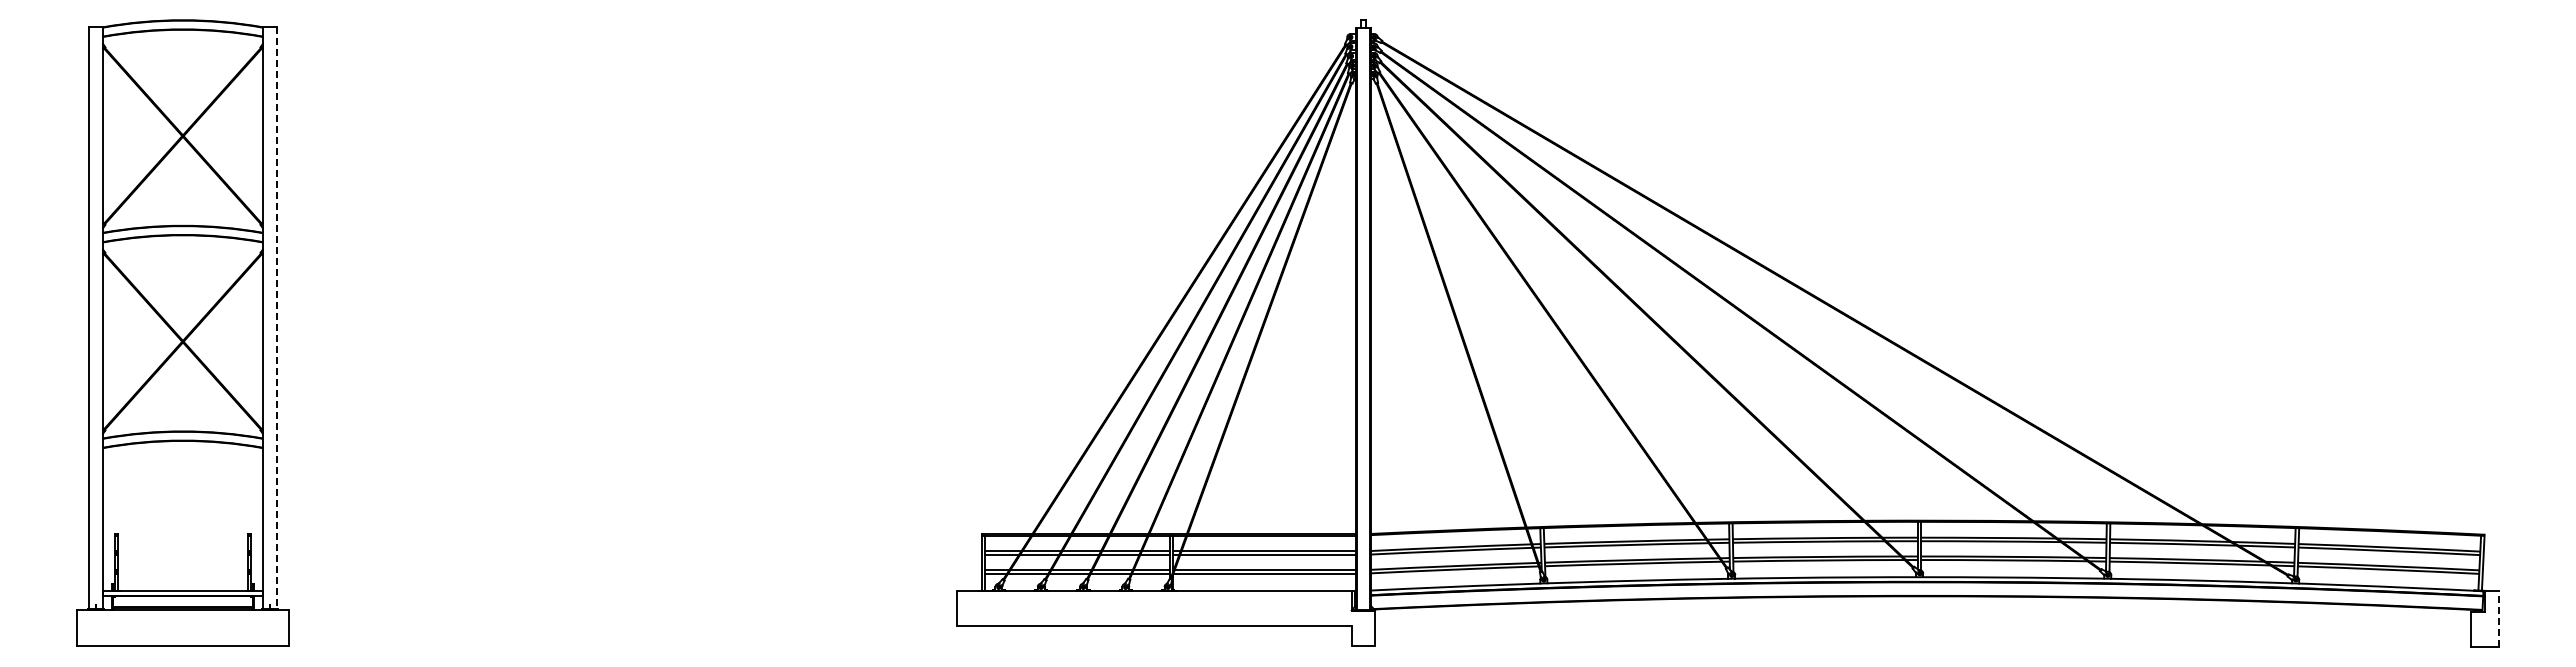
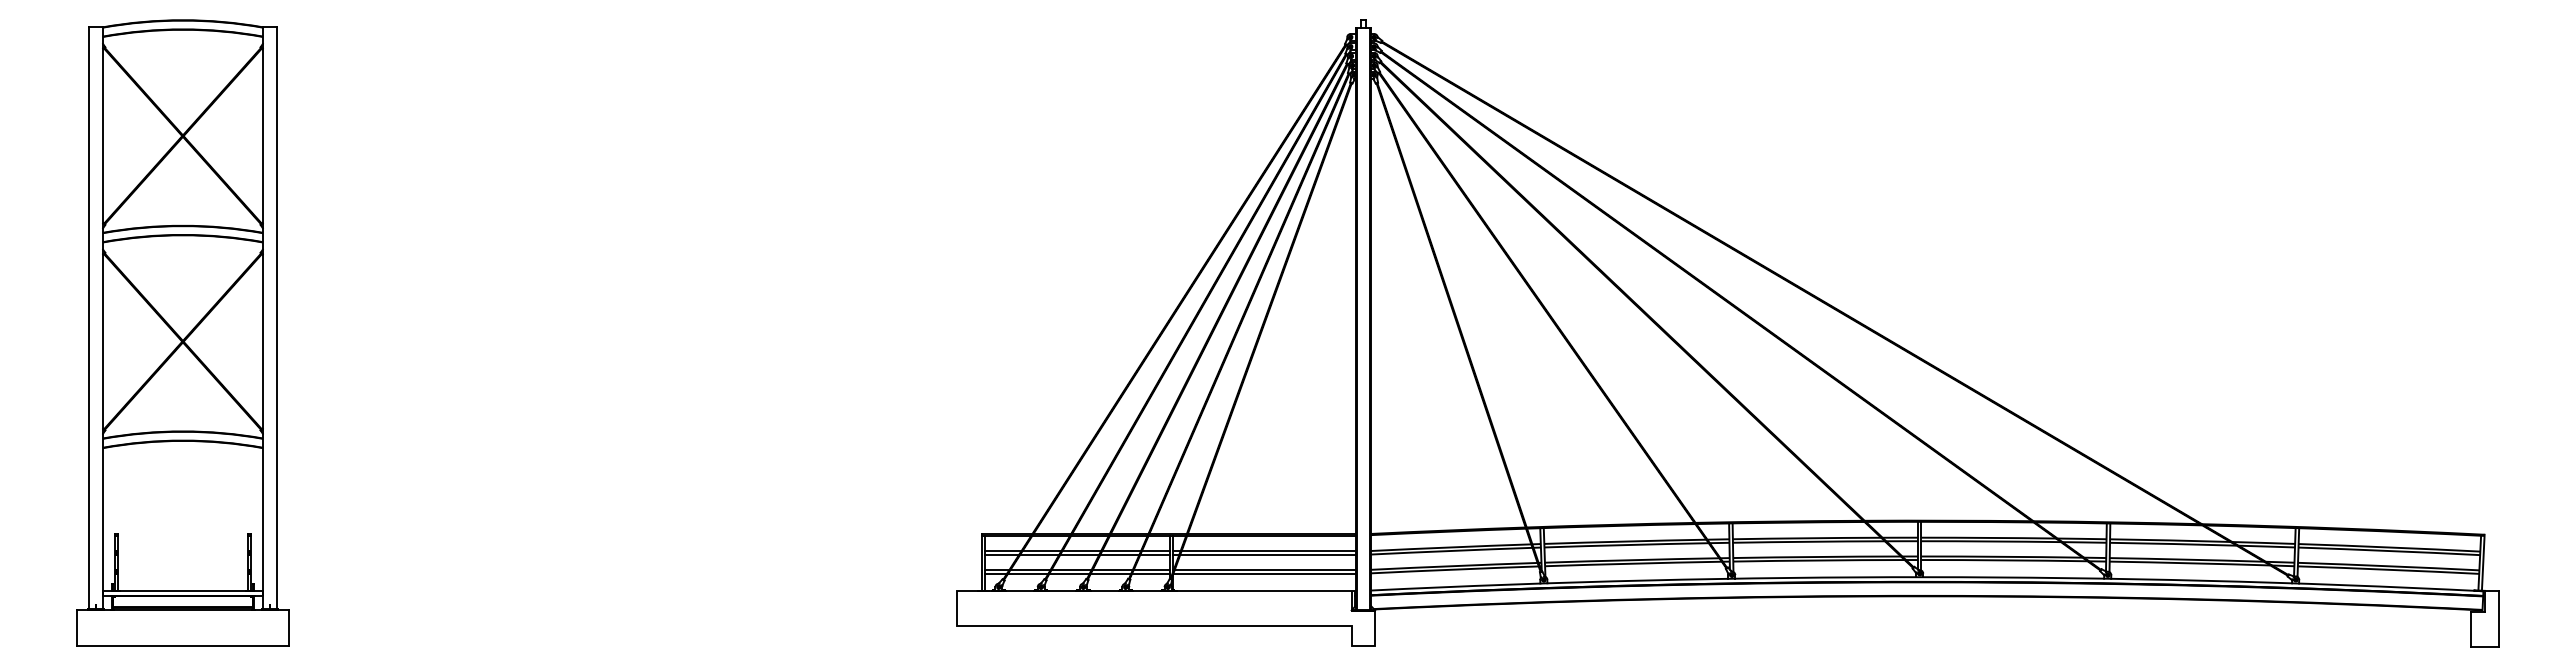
line: dashed -> solid (277, 318)
line: dashed -> solid (2498, 619)
